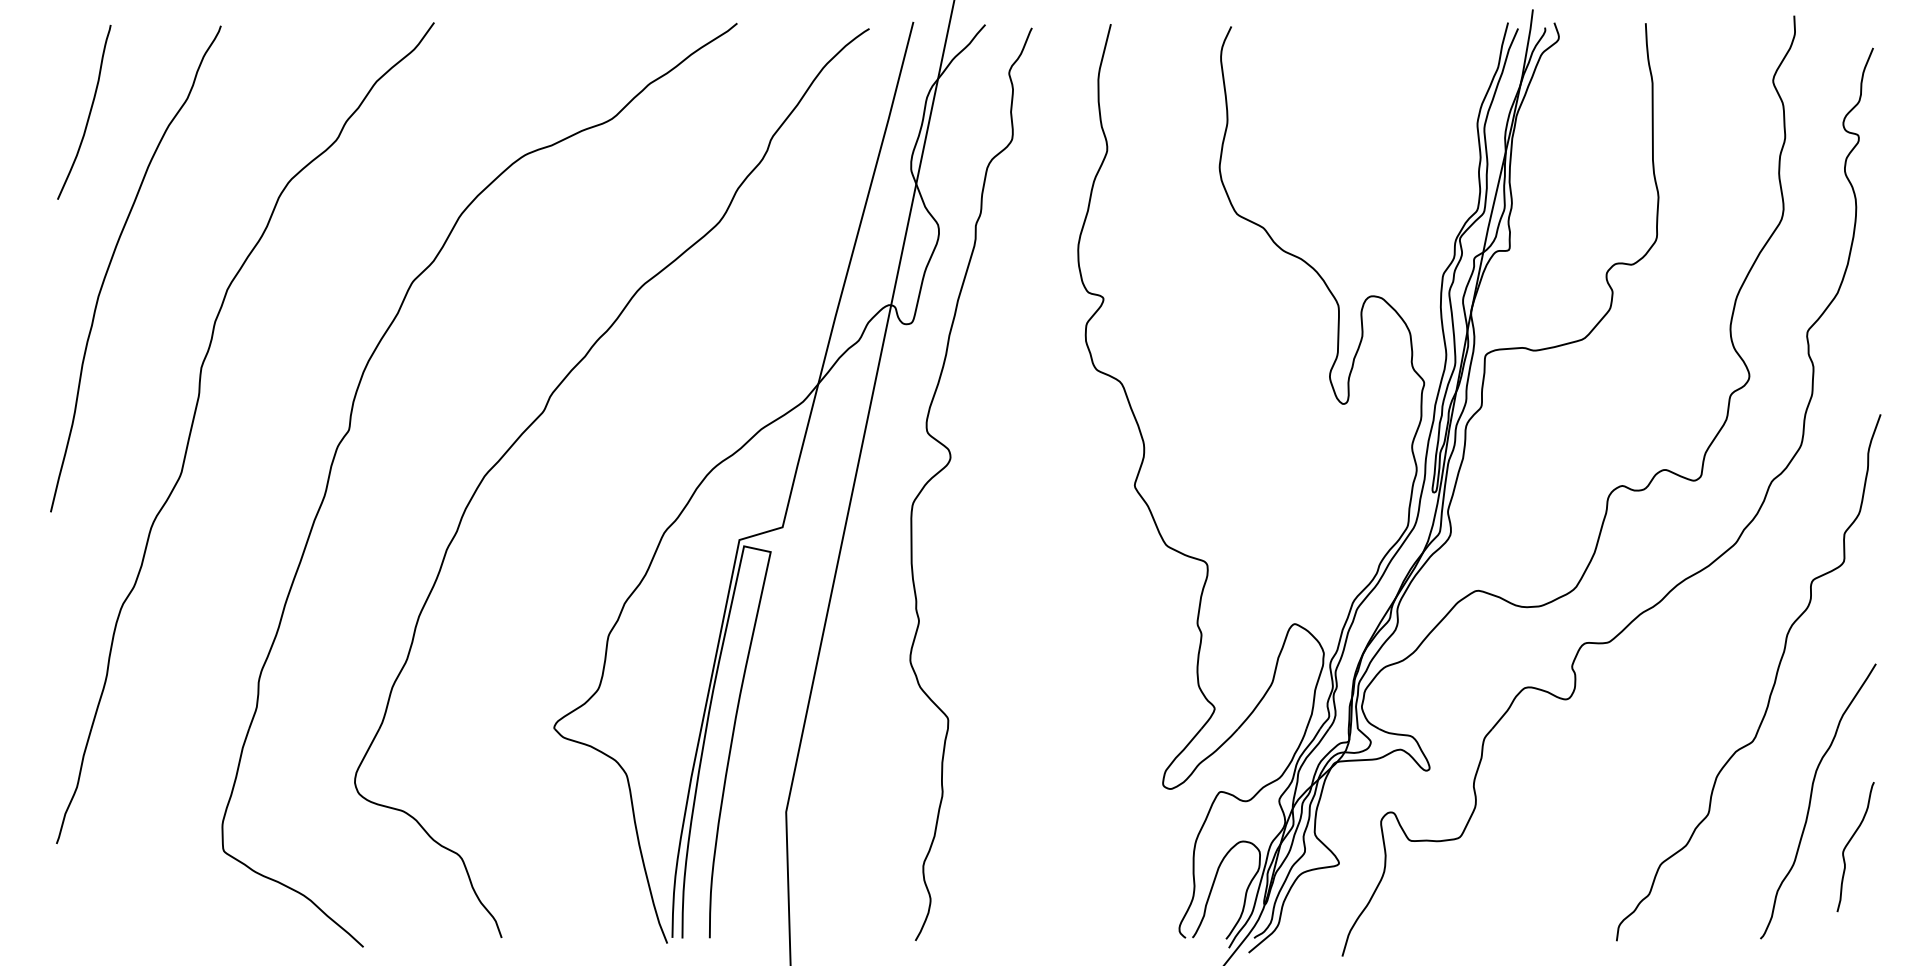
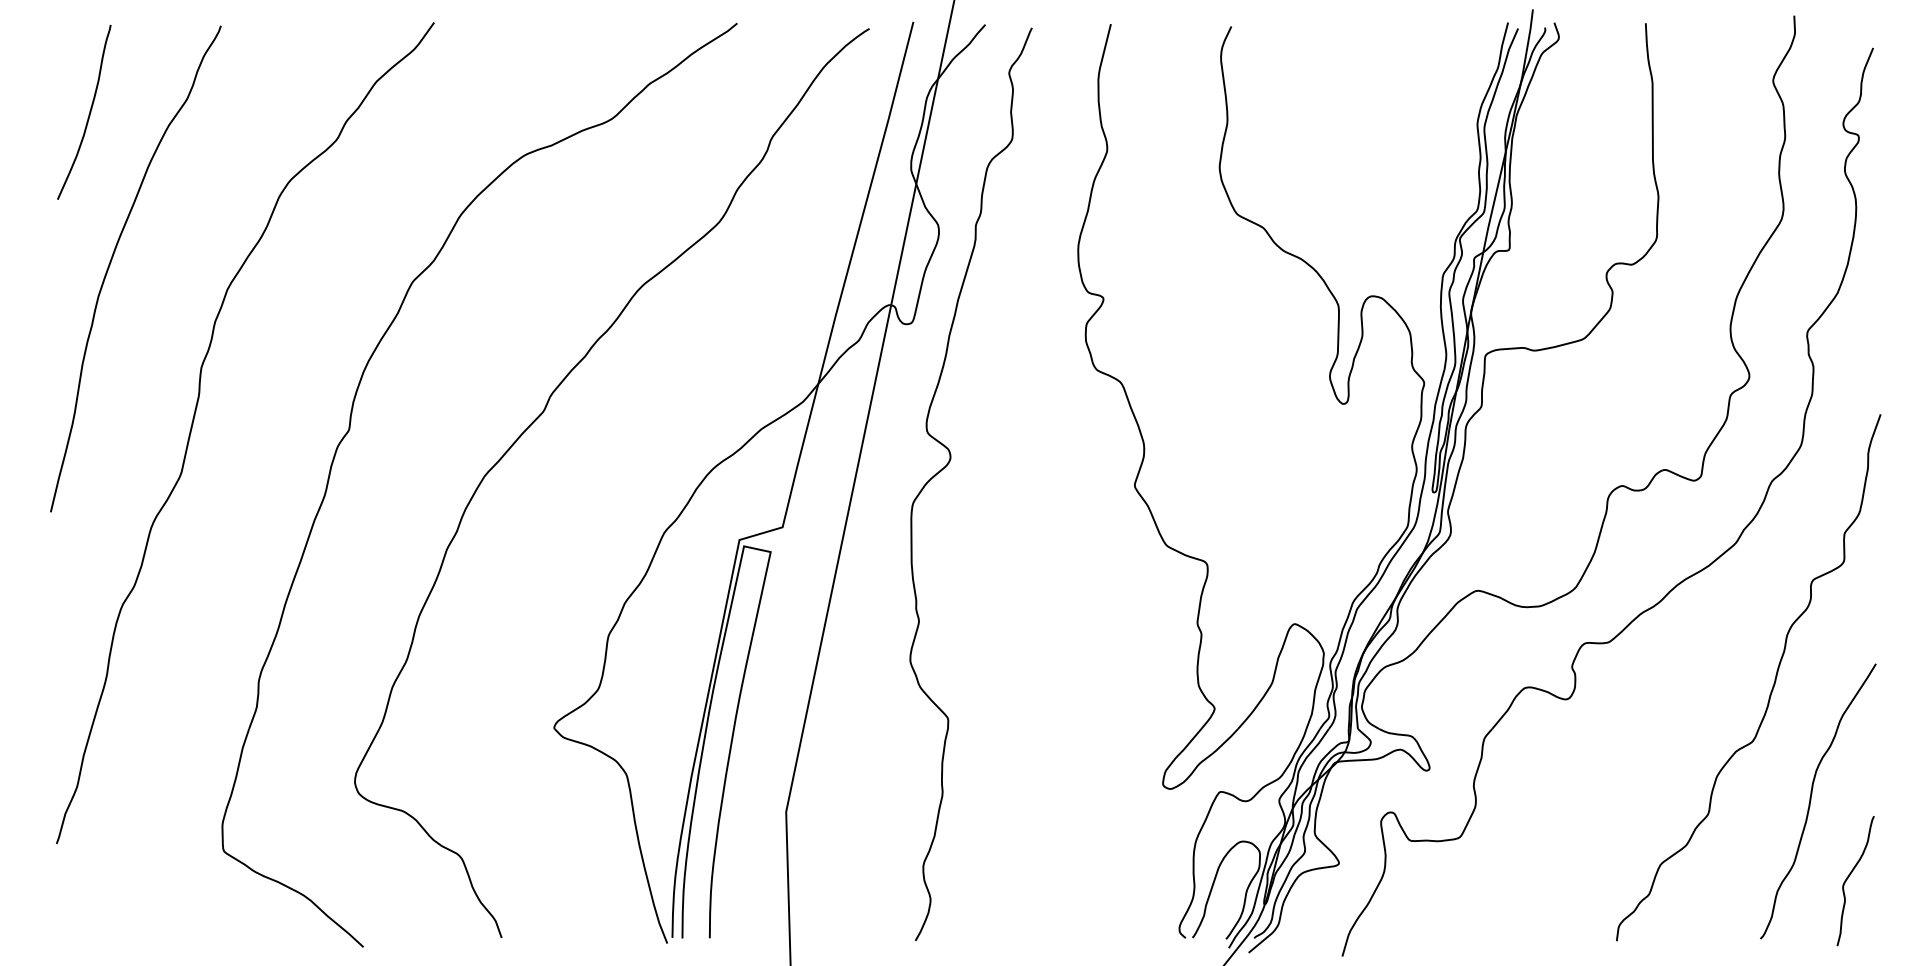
curve position: (1848, 844) -> (1848, 878) (1848, 878)
